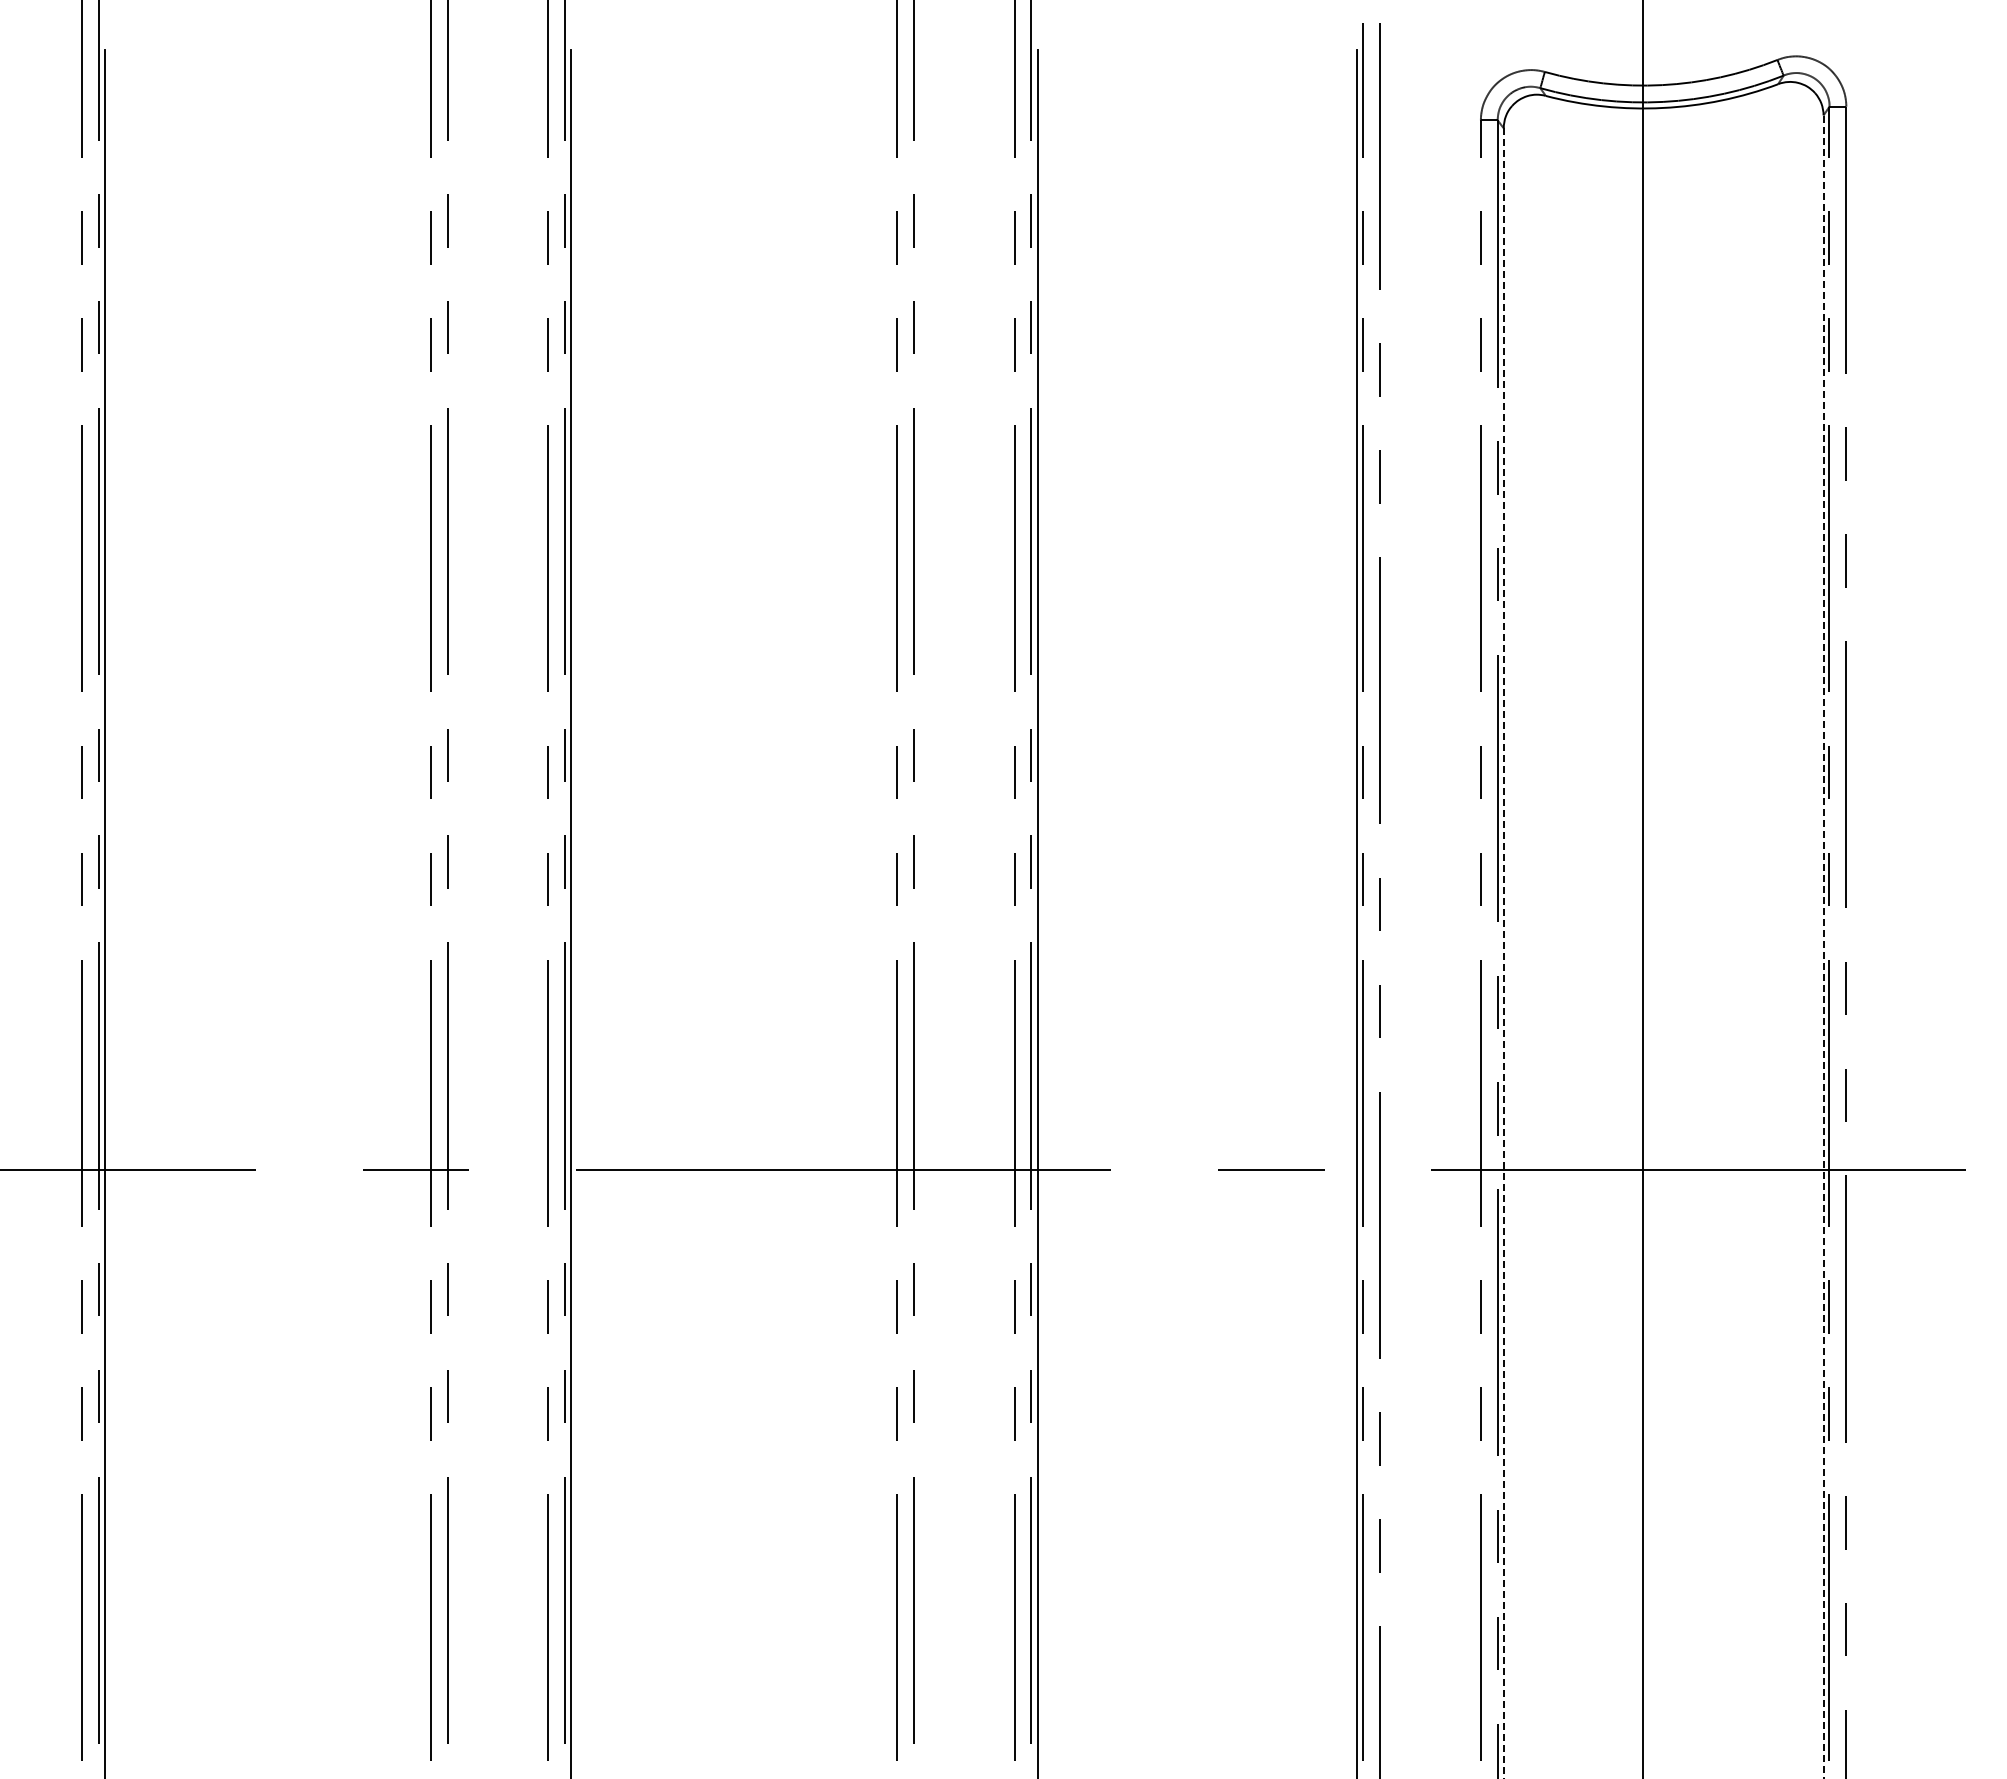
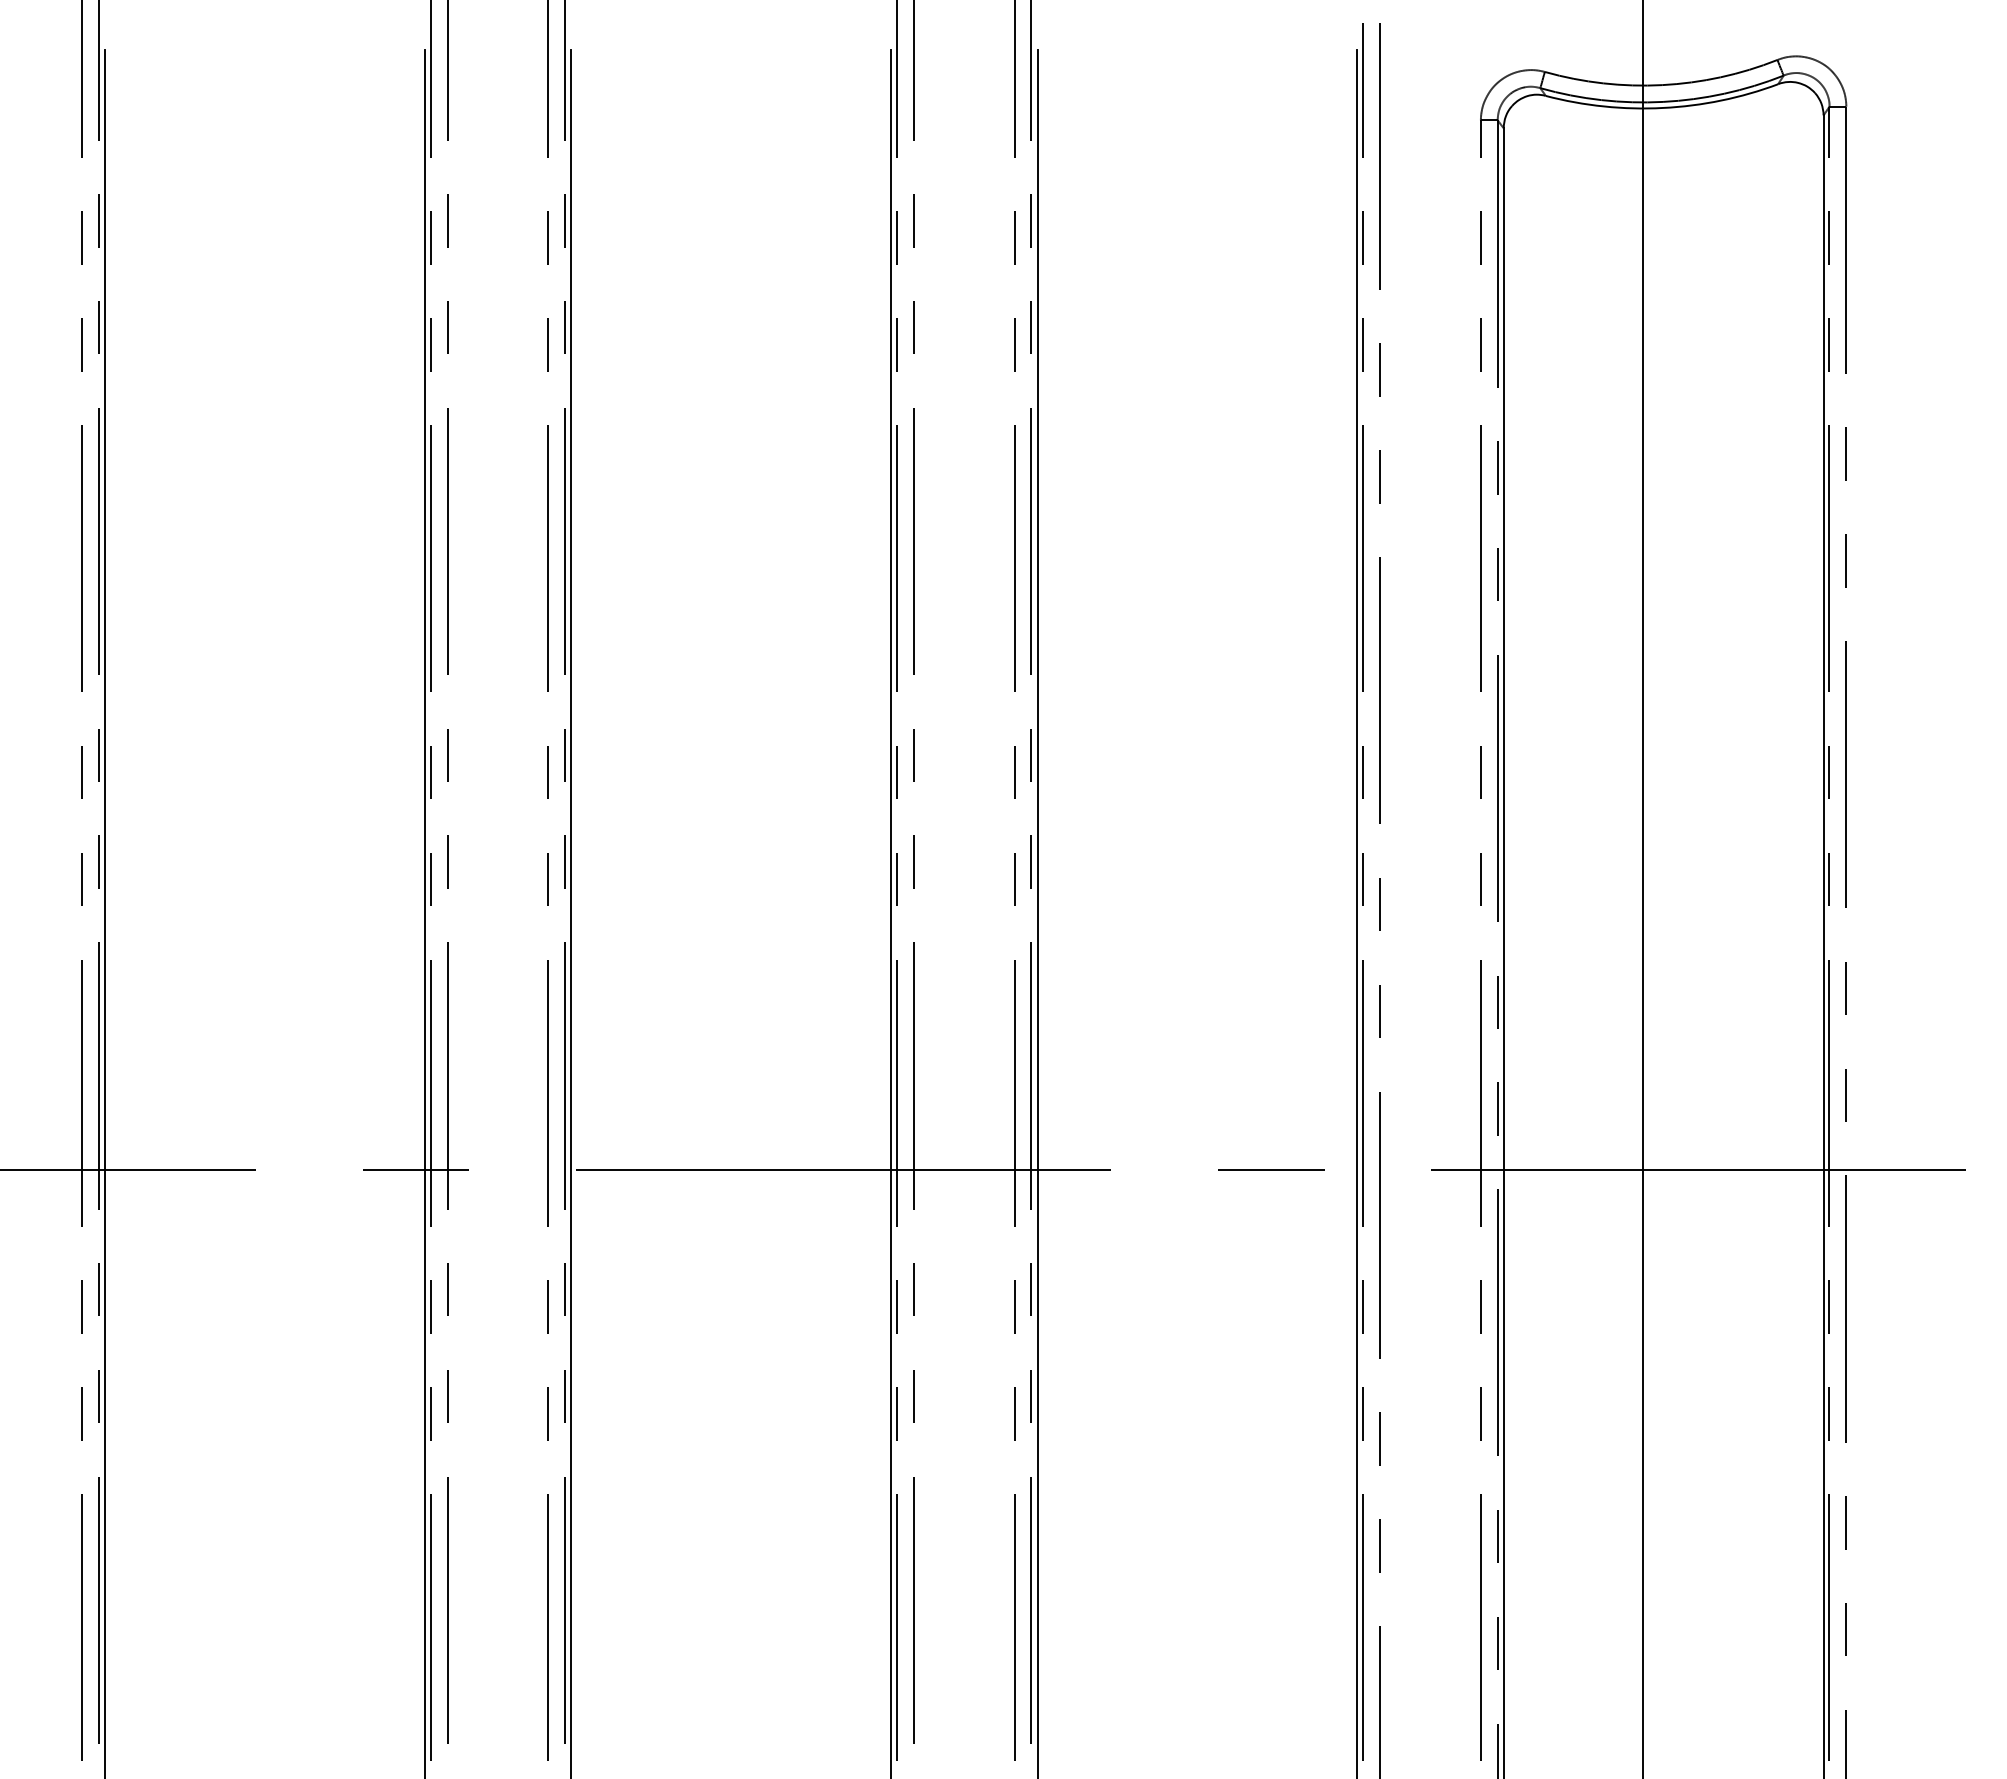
line: none -> present (424, 912)
line: none -> present (891, 912)
line: dashed -> solid (1823, 947)
line: dashed -> solid (1503, 953)
